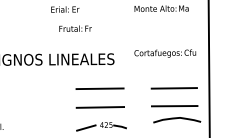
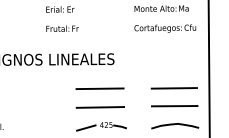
text position: (65, 9) -> (60, 9) (60, 9)
text position: (75, 28) -> (62, 28) (62, 28)
text position: (165, 53) -> (165, 28) (165, 28)
curve position: (176, 119) -> (174, 125) (174, 125)
